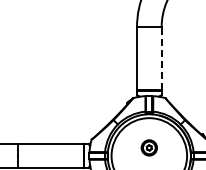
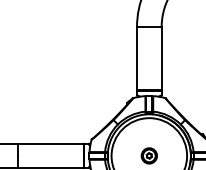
line: dashed -> solid (161, 58)
part position: (148, 147) -> (148, 155) (148, 155)
